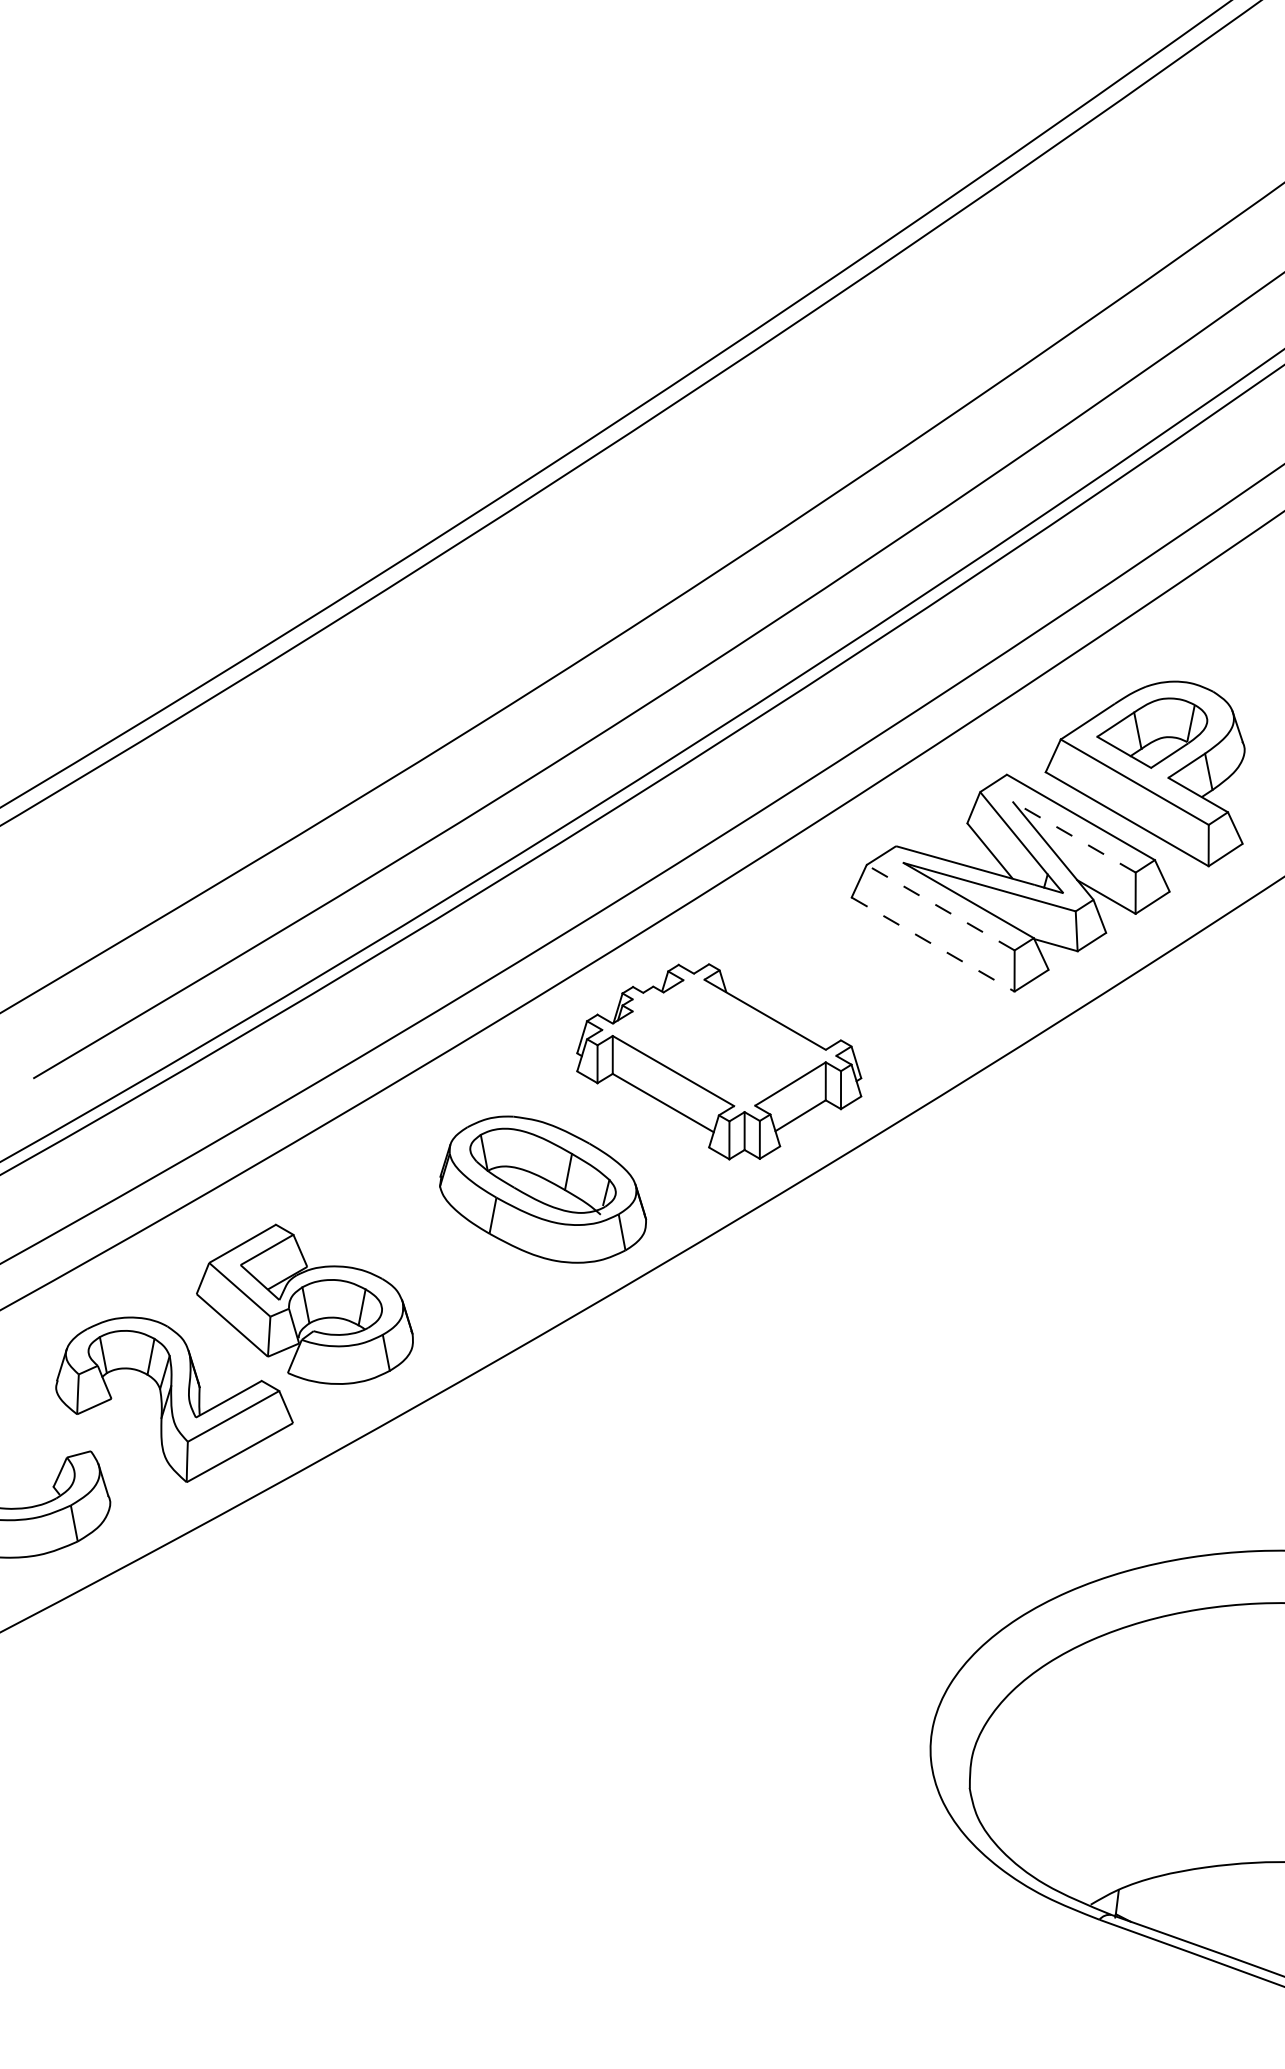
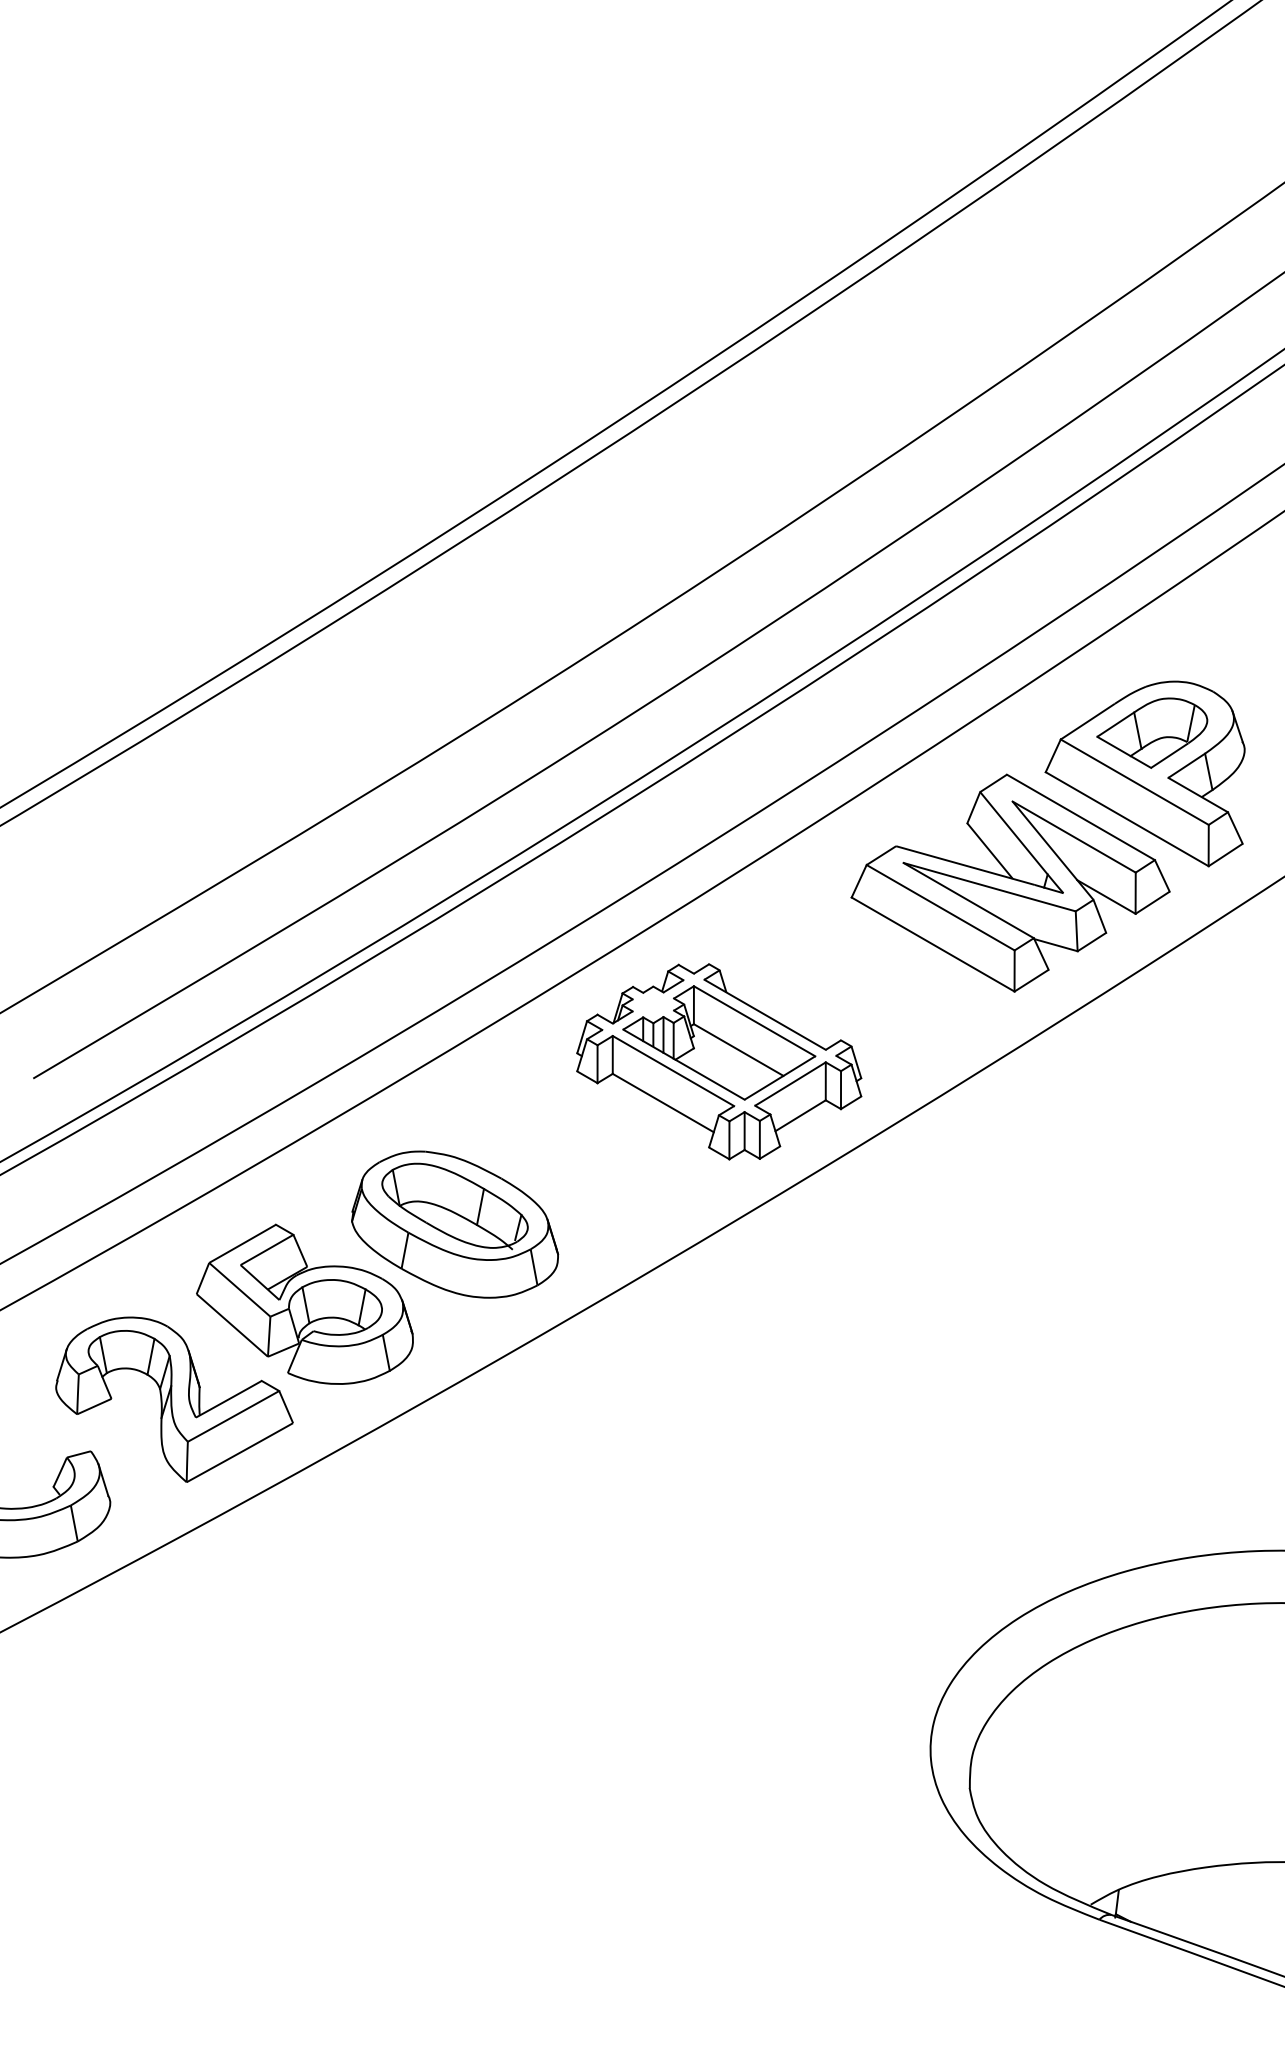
line: dashed -> solid (1073, 836)
line: dashed -> solid (940, 907)
line: dashed -> solid (933, 944)
part: none -> present (719, 1042)
part position: (543, 1189) -> (455, 1224) (455, 1224)
